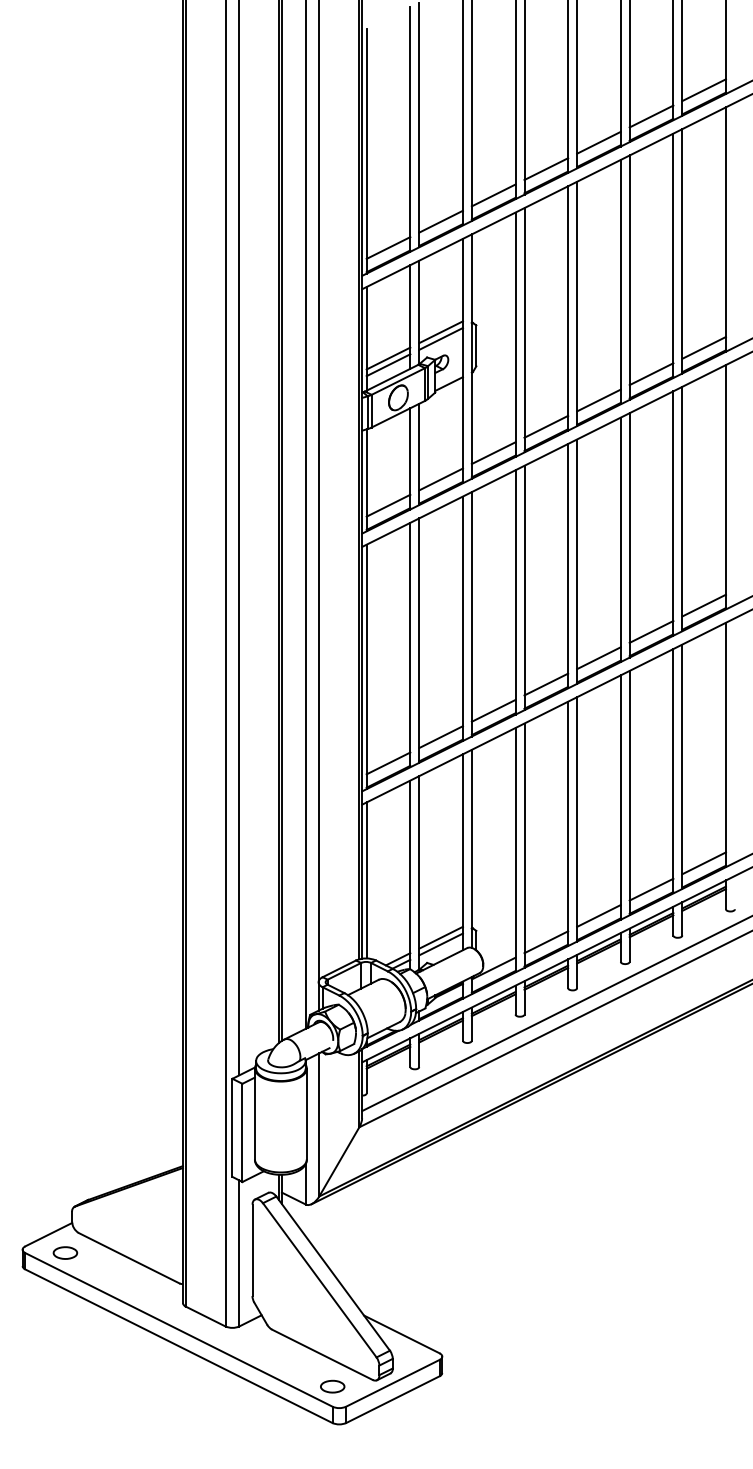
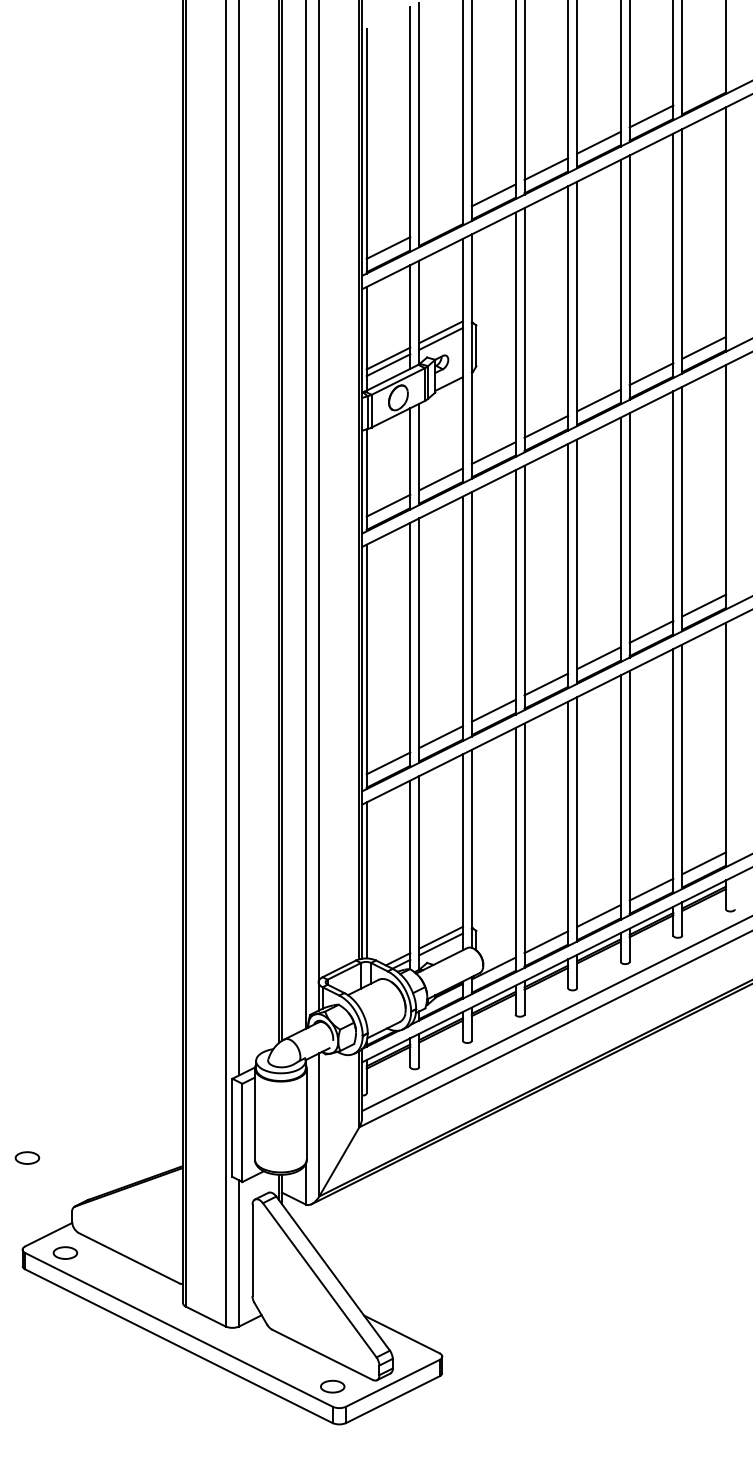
line: present -> none (703, 90)
line: present -> none (440, 221)
part: none -> present (27, 1157)
